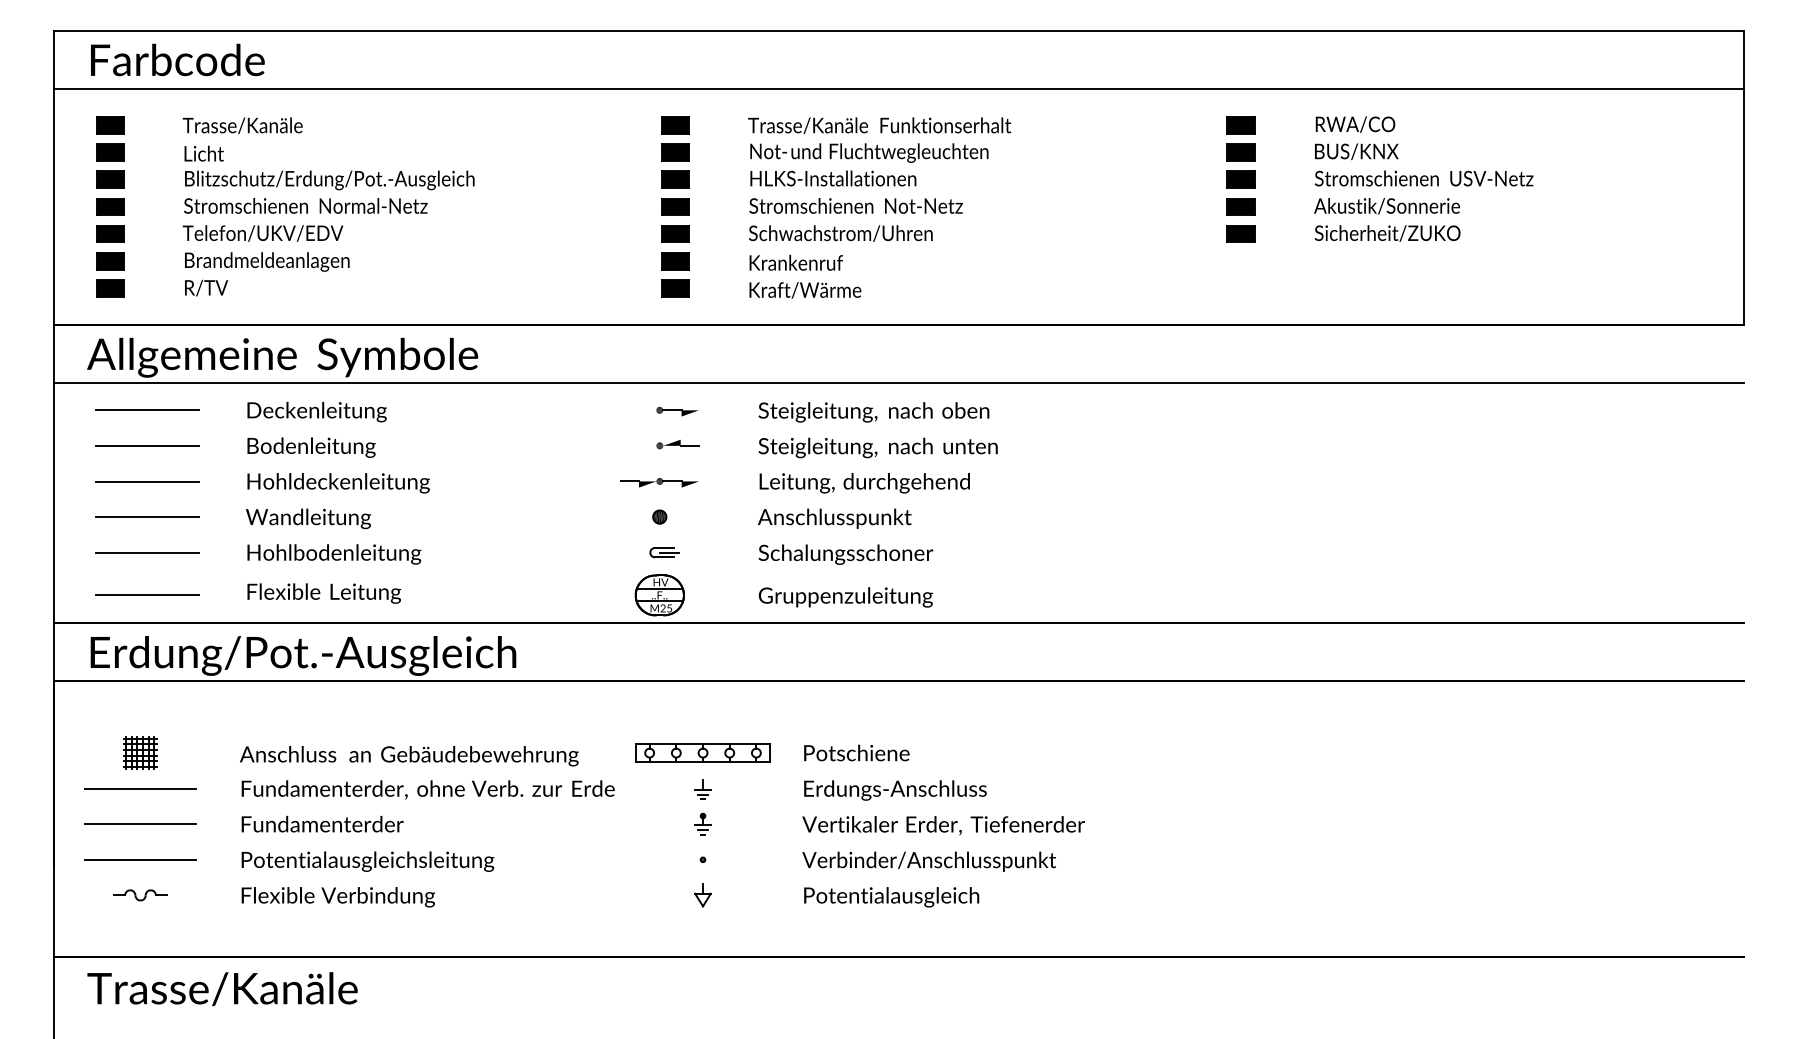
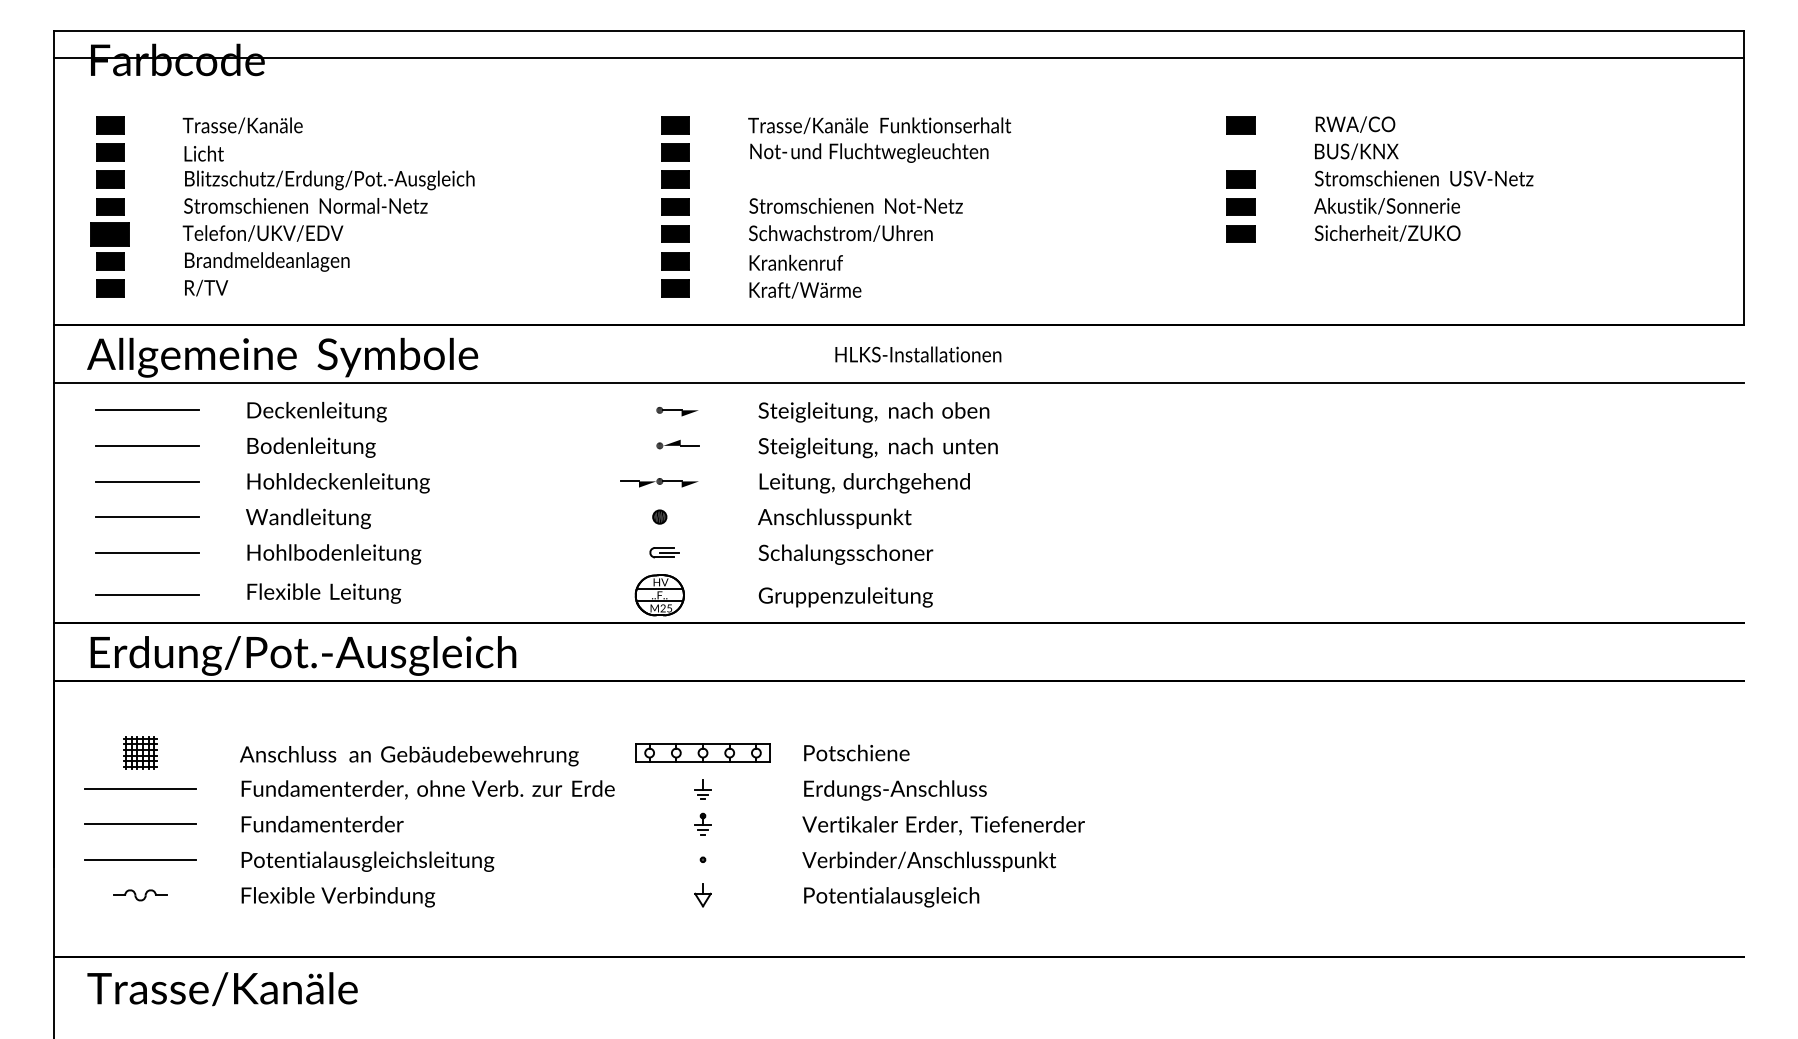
line position: (898, 89) -> (898, 58) (898, 58)
part: present -> none (1240, 152)
text position: (833, 178) -> (918, 354) (918, 354)
part size: 29x18 px -> 40x25 px (109, 234)
